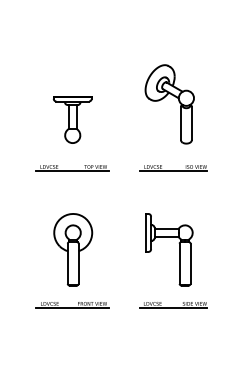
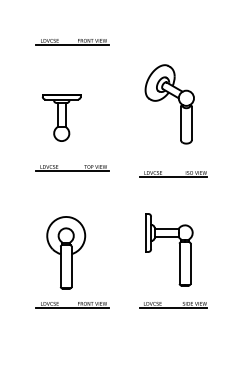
part: none -> present (72, 42)
part position: (72, 119) -> (61, 117) (61, 117)
part position: (173, 168) -> (173, 174) (173, 174)
part position: (73, 249) -> (66, 252) (66, 252)
